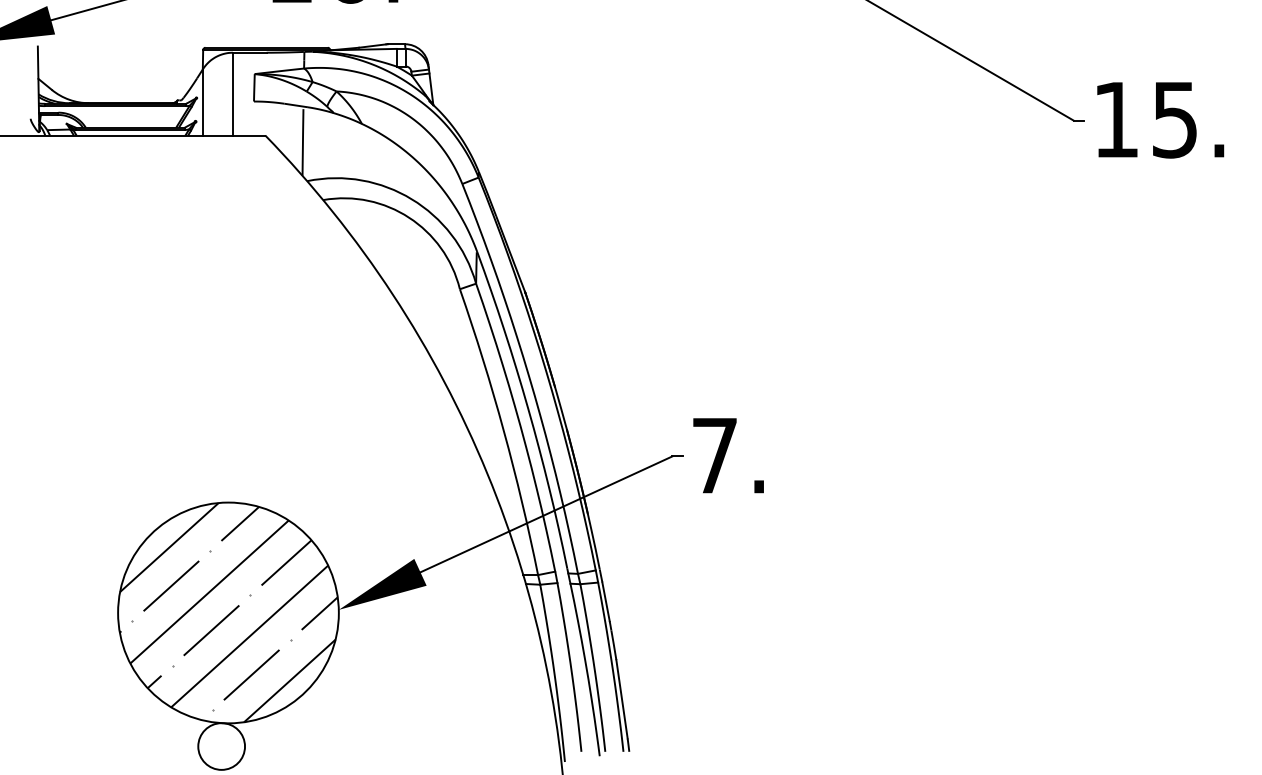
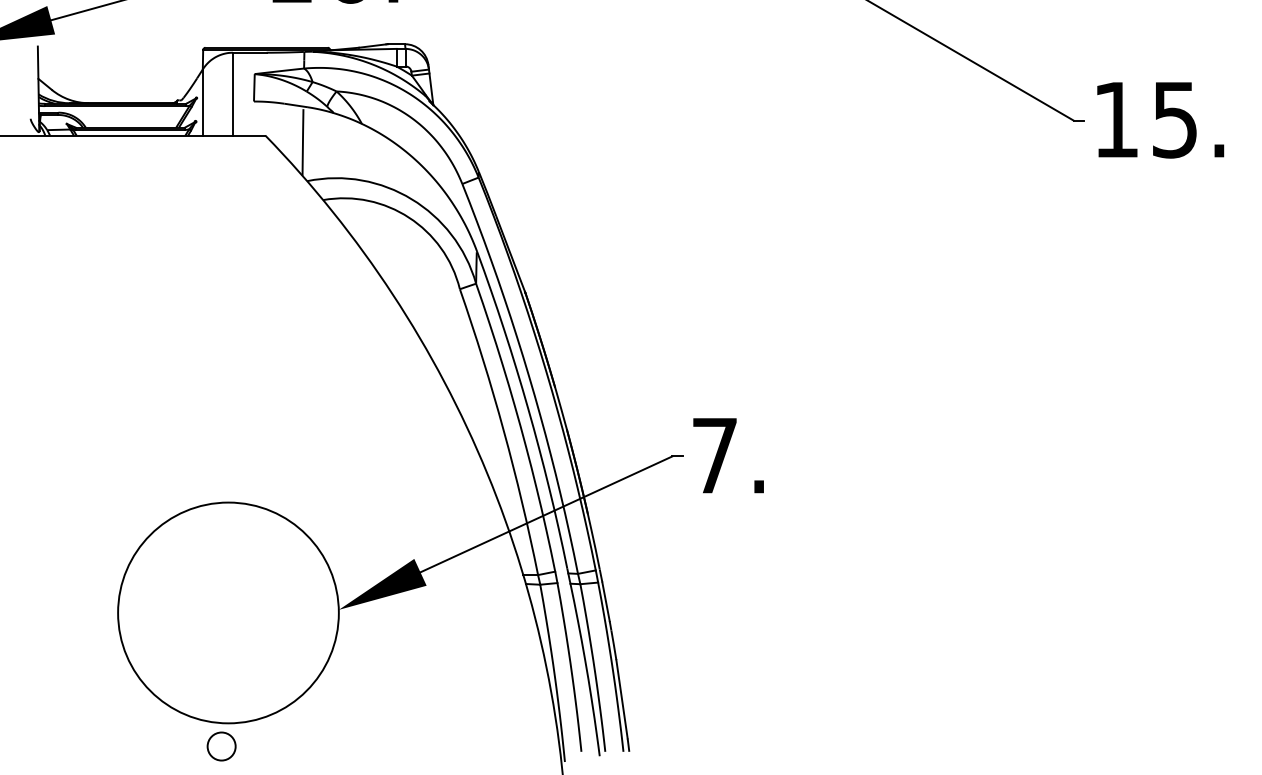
hatch: present -> none (228, 612)
circle diameter: 47 px -> 28 px (221, 746)
